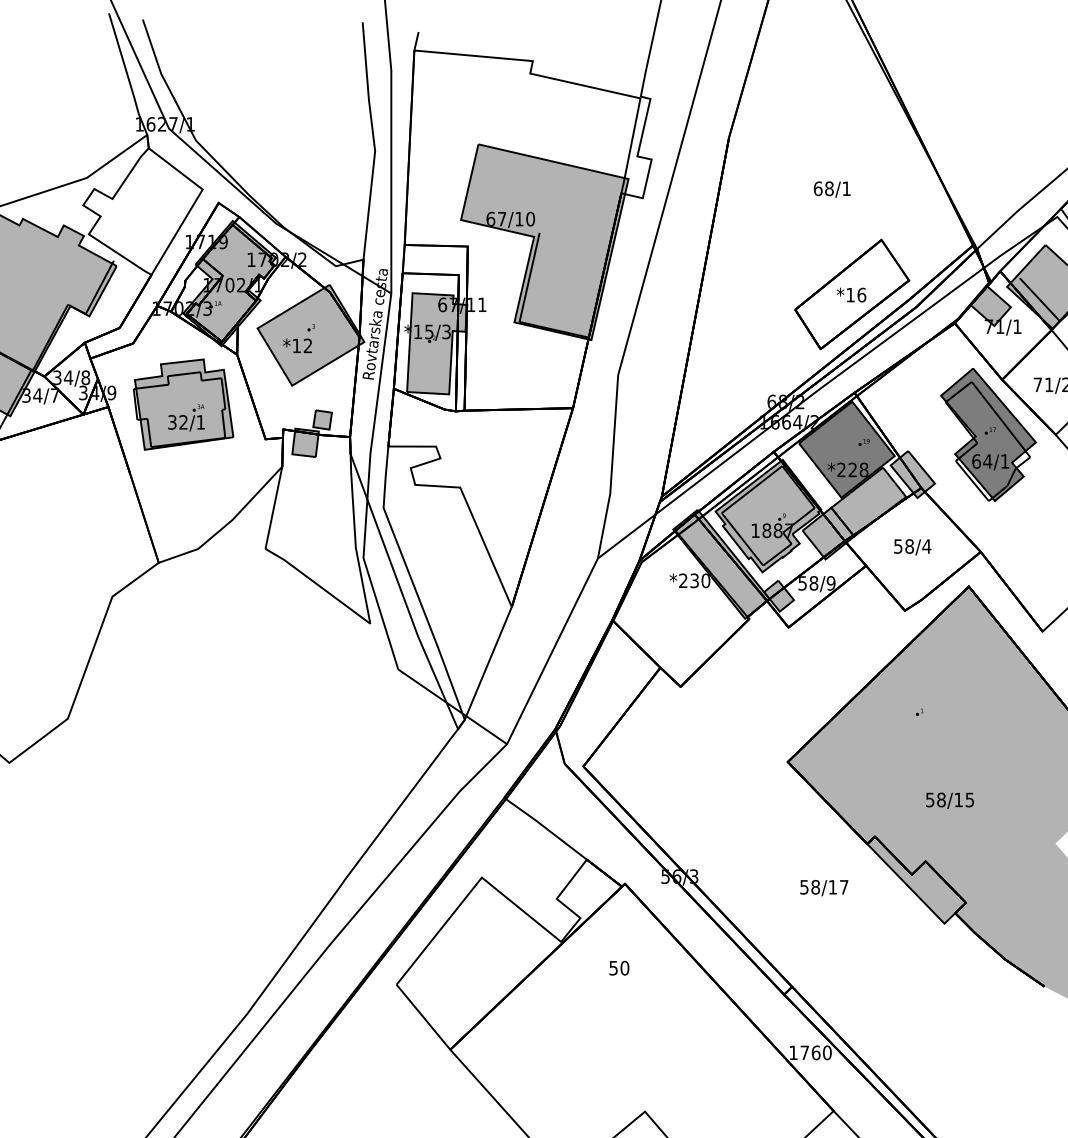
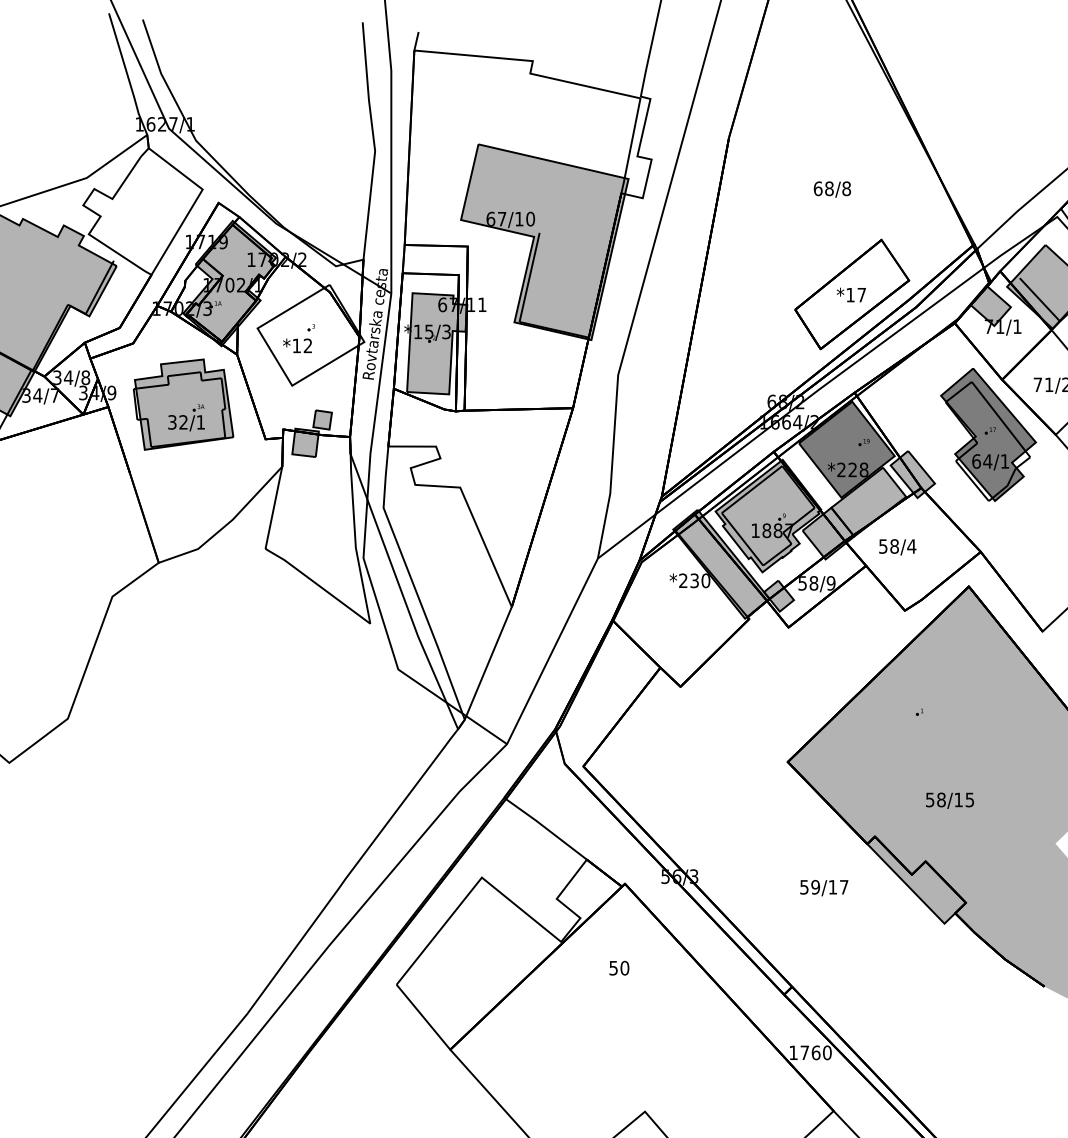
text: 68/1 -> 68/8 (846, 188)
text: *16 -> *17 (861, 294)
fill: present -> none (310, 334)
text position: (912, 547) -> (897, 547) (897, 547)
text: 58/17 -> 59/17 (815, 887)
